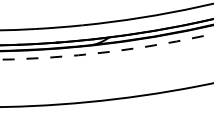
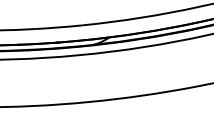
arc: dashed -> solid (108, 52)
